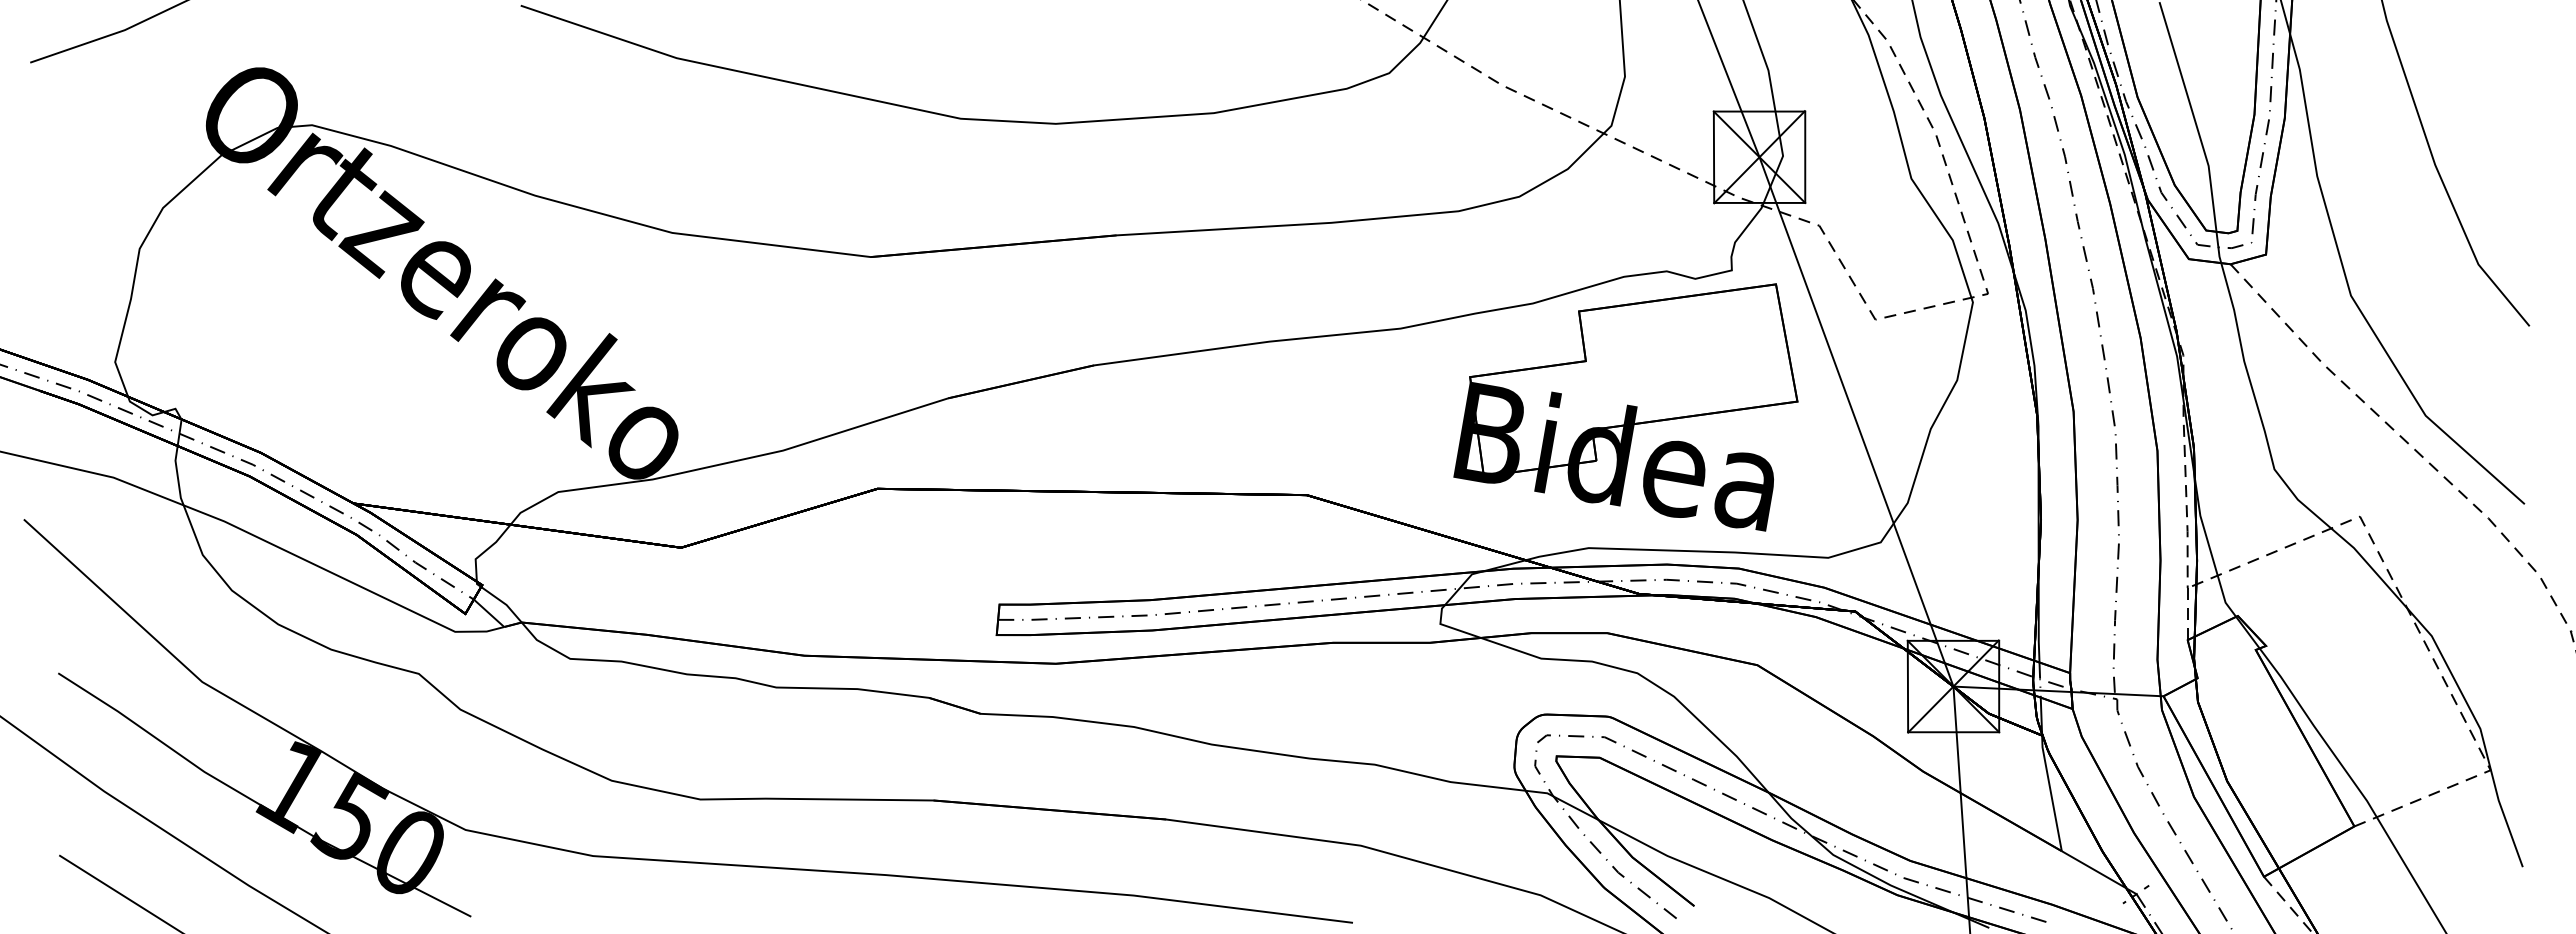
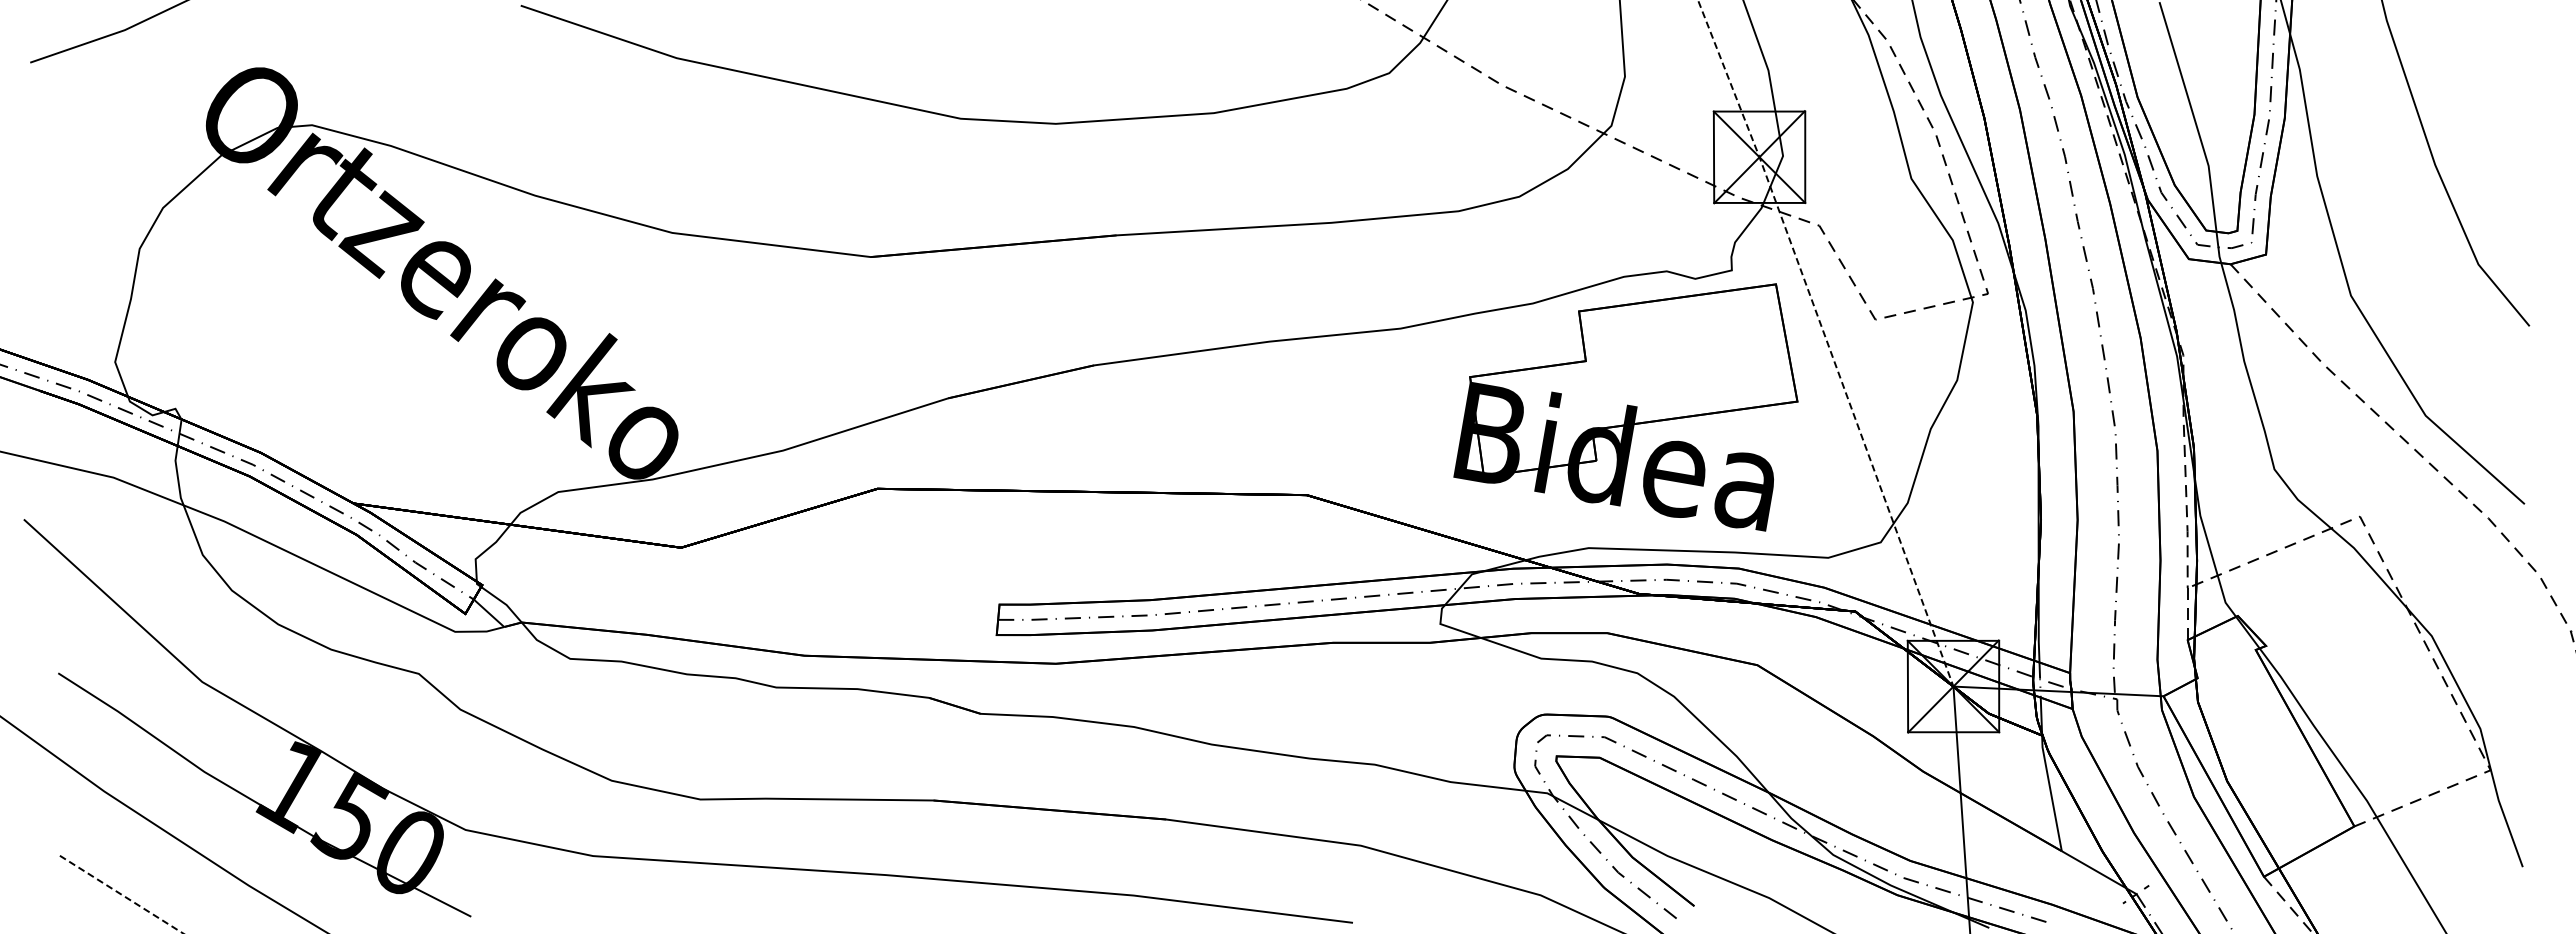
line: solid -> dashed (1827, 342)
line: solid -> dashed (120, 894)
